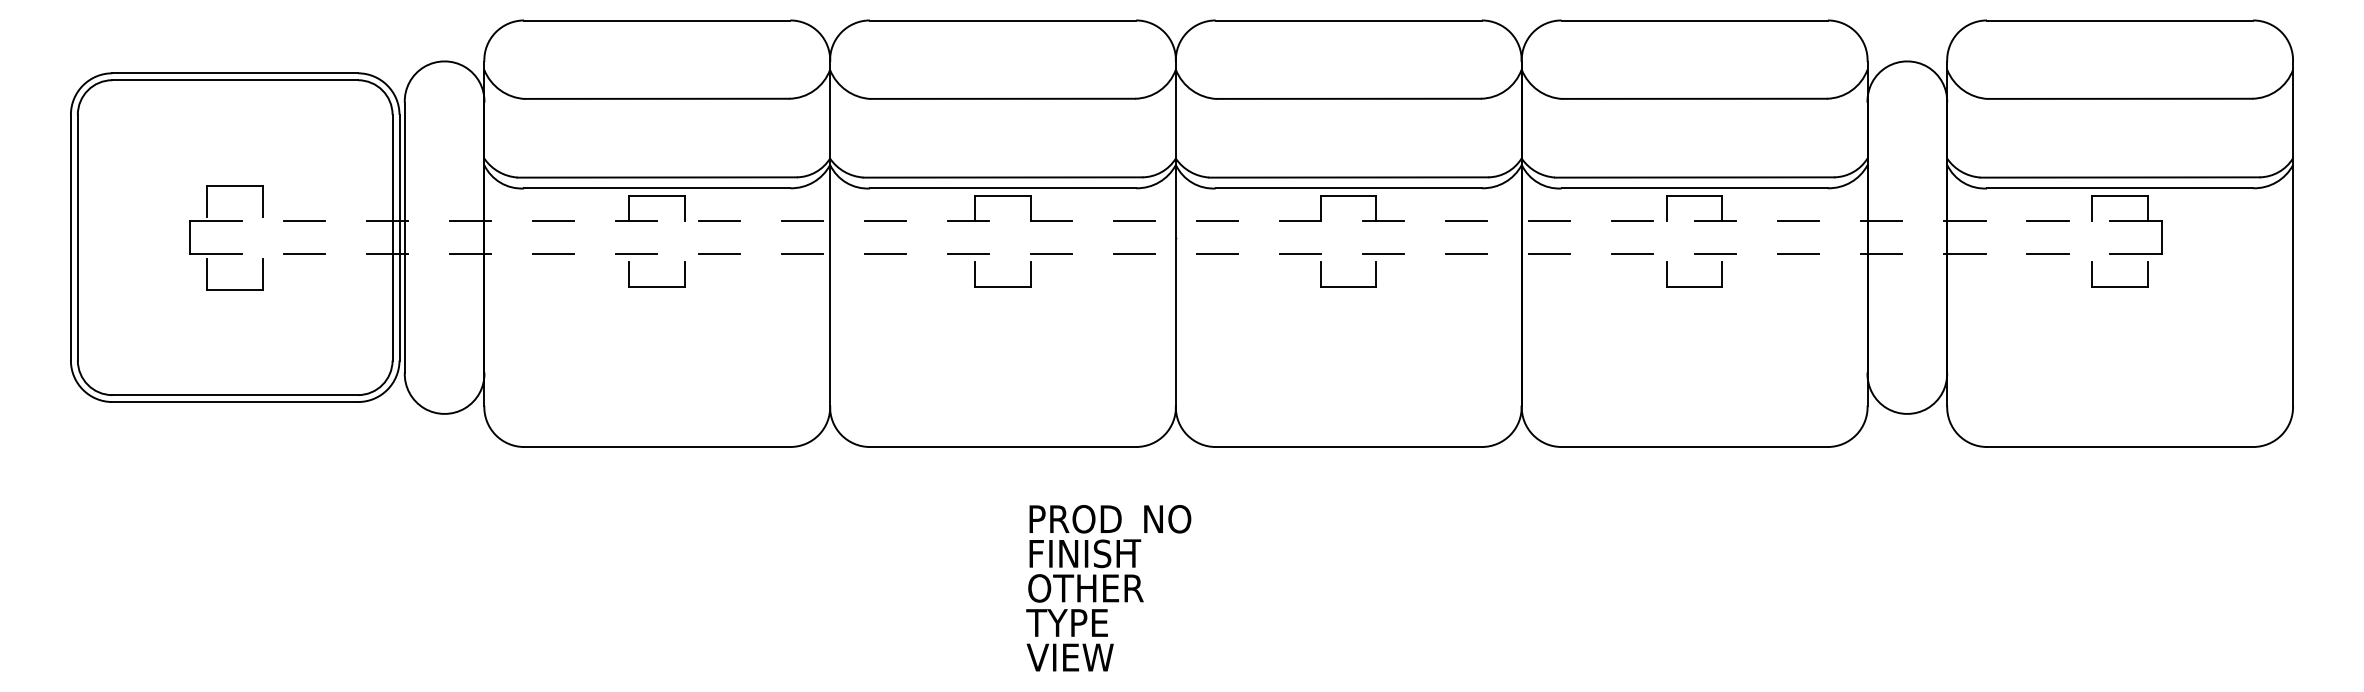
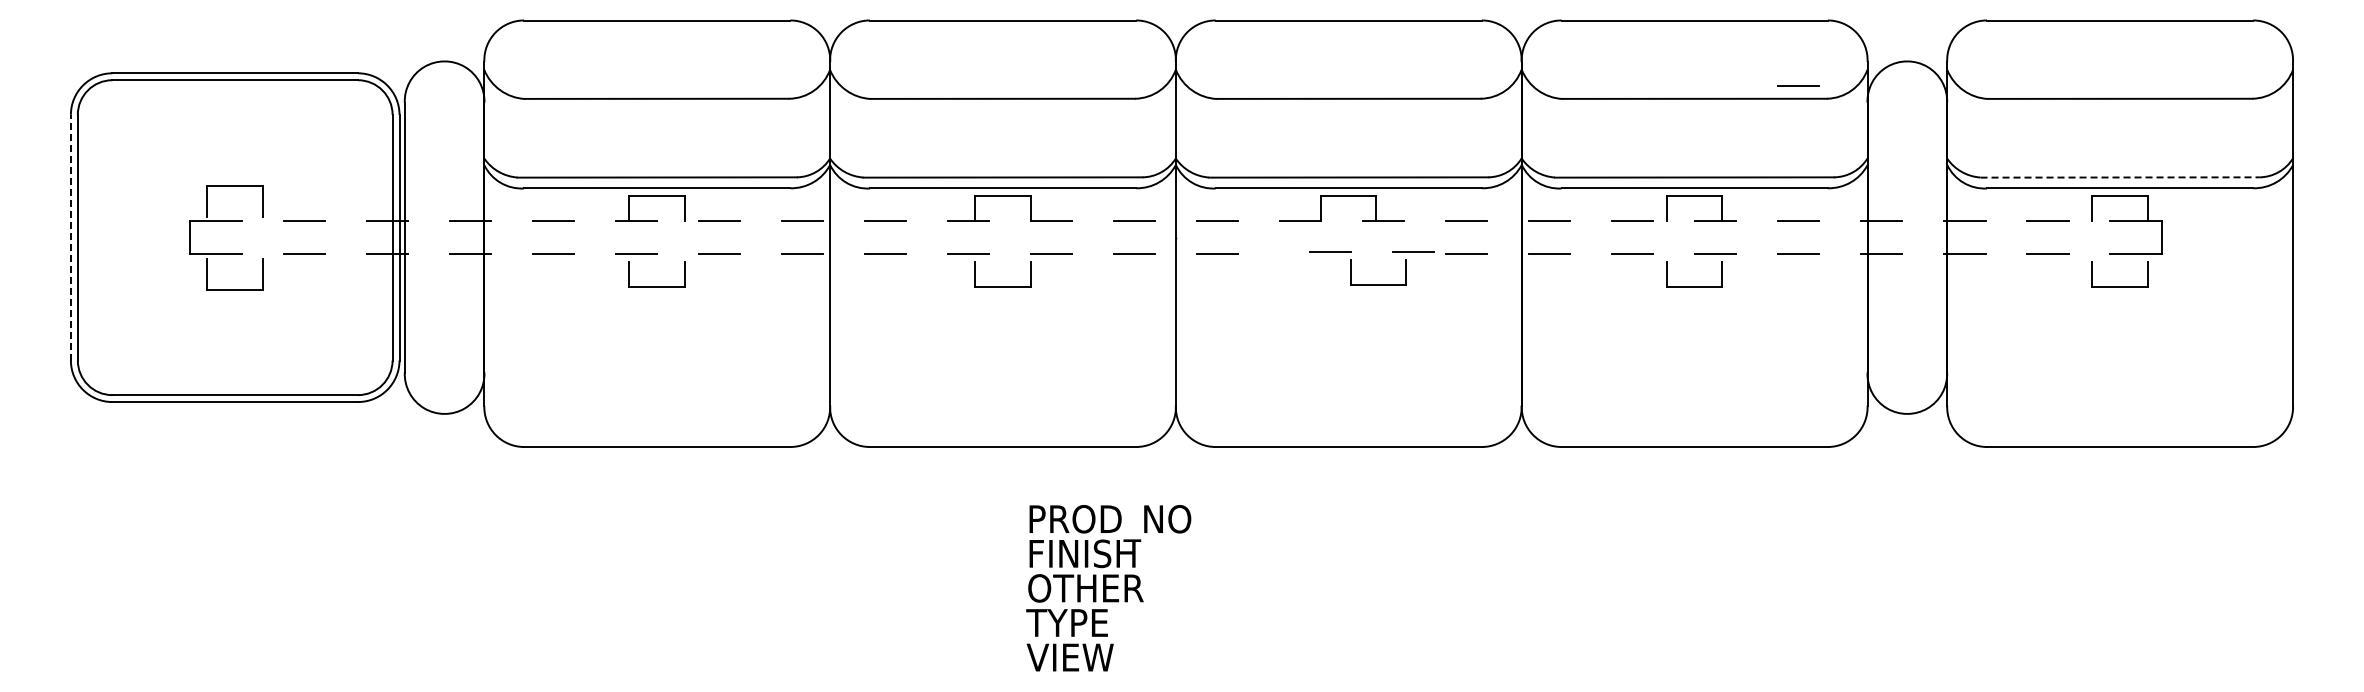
line: none -> present (1798, 85)
line: solid -> dashed (2120, 177)
line: solid -> dashed (70, 237)
part position: (1341, 286) -> (1371, 284) (1371, 284)
